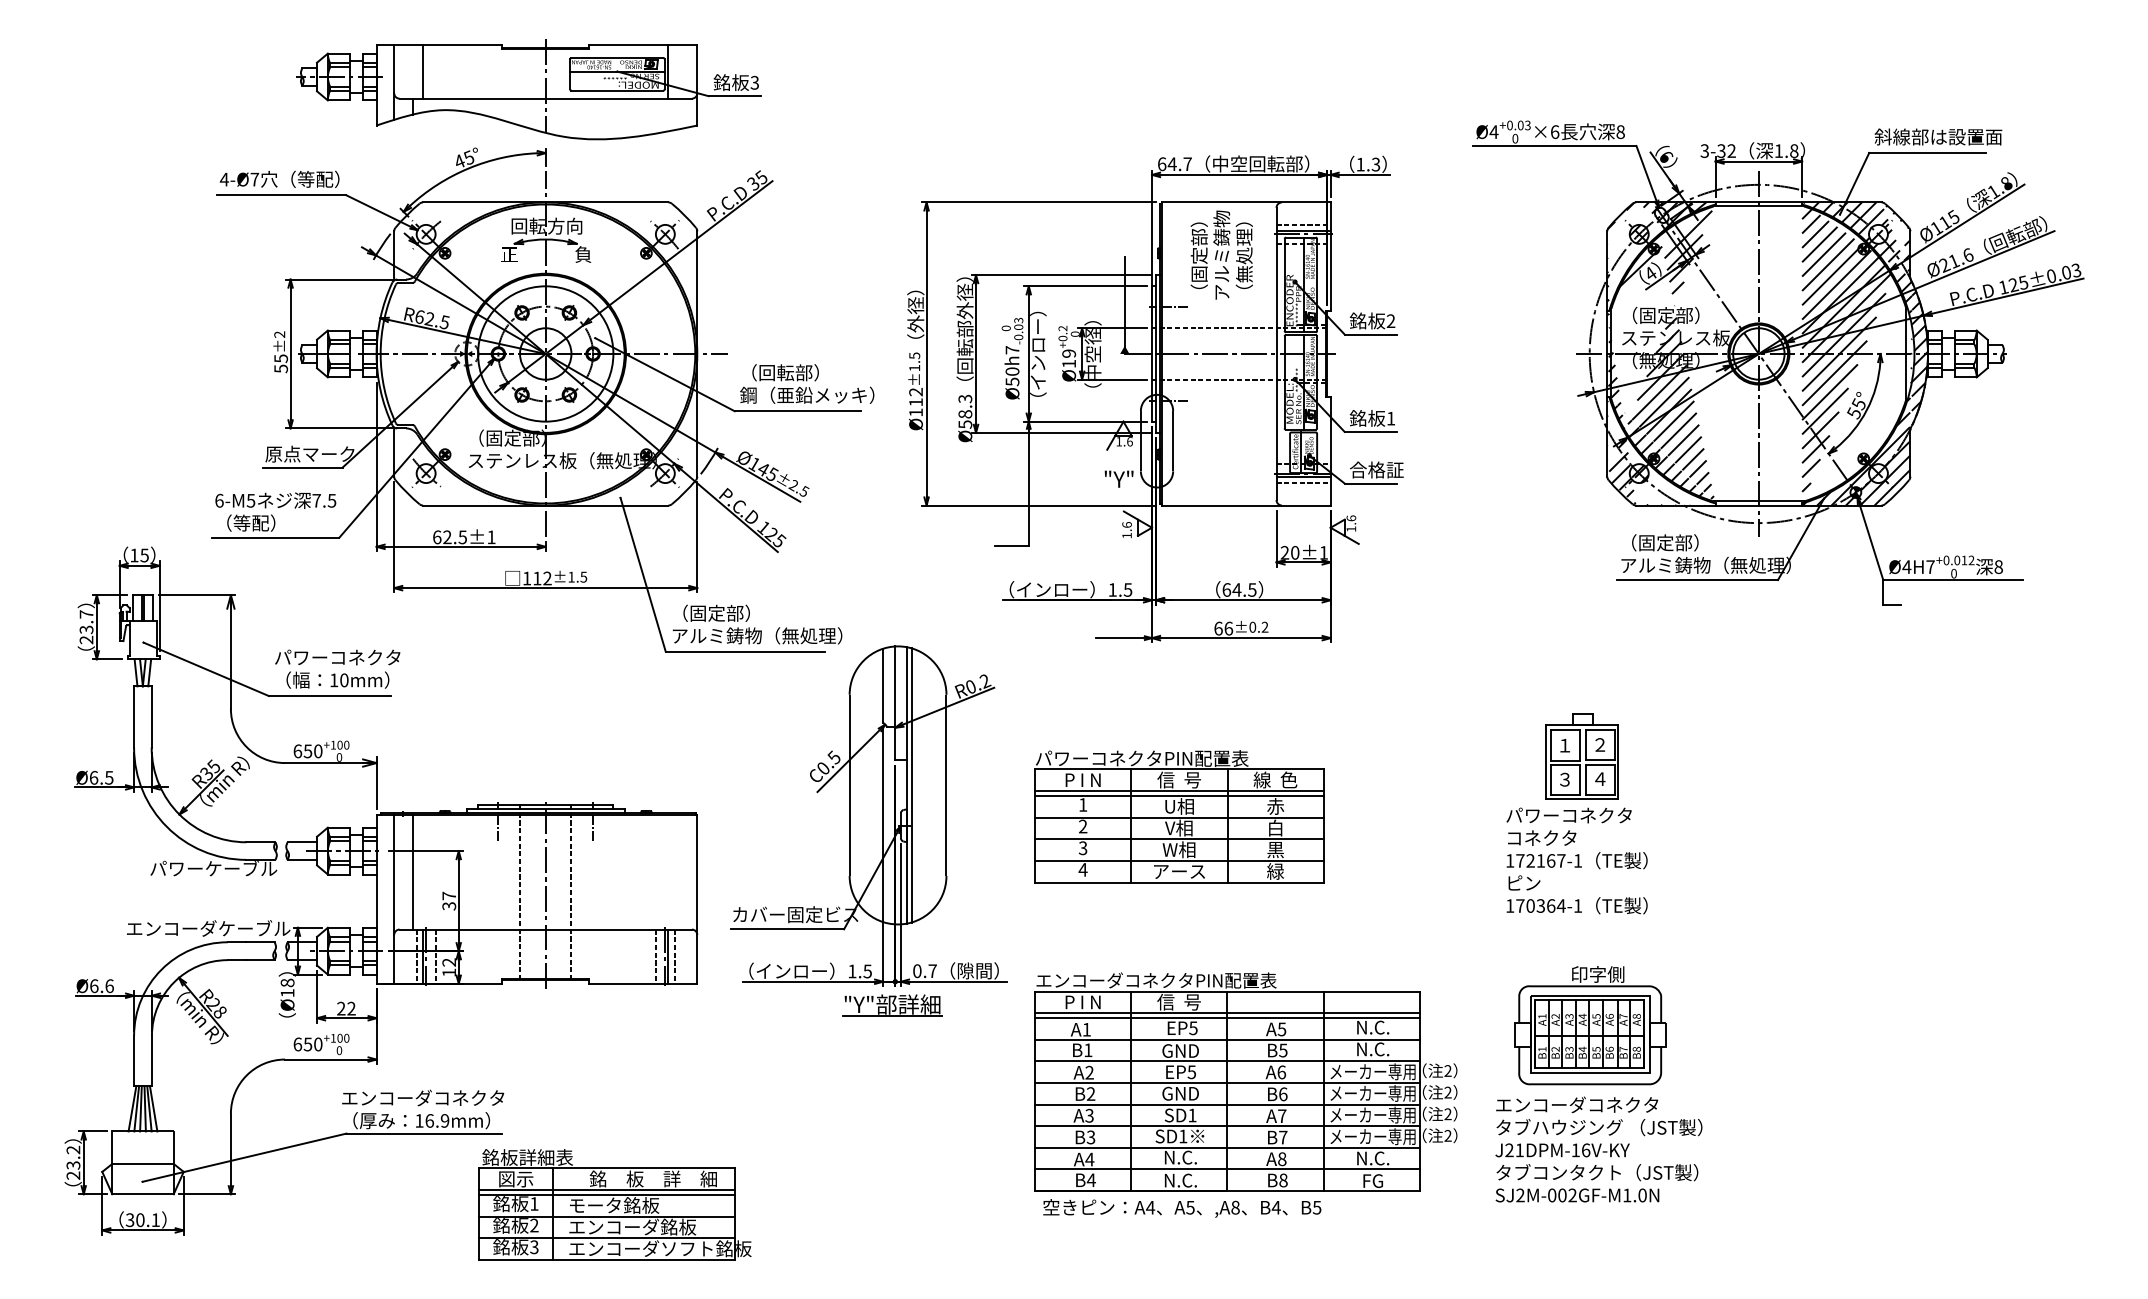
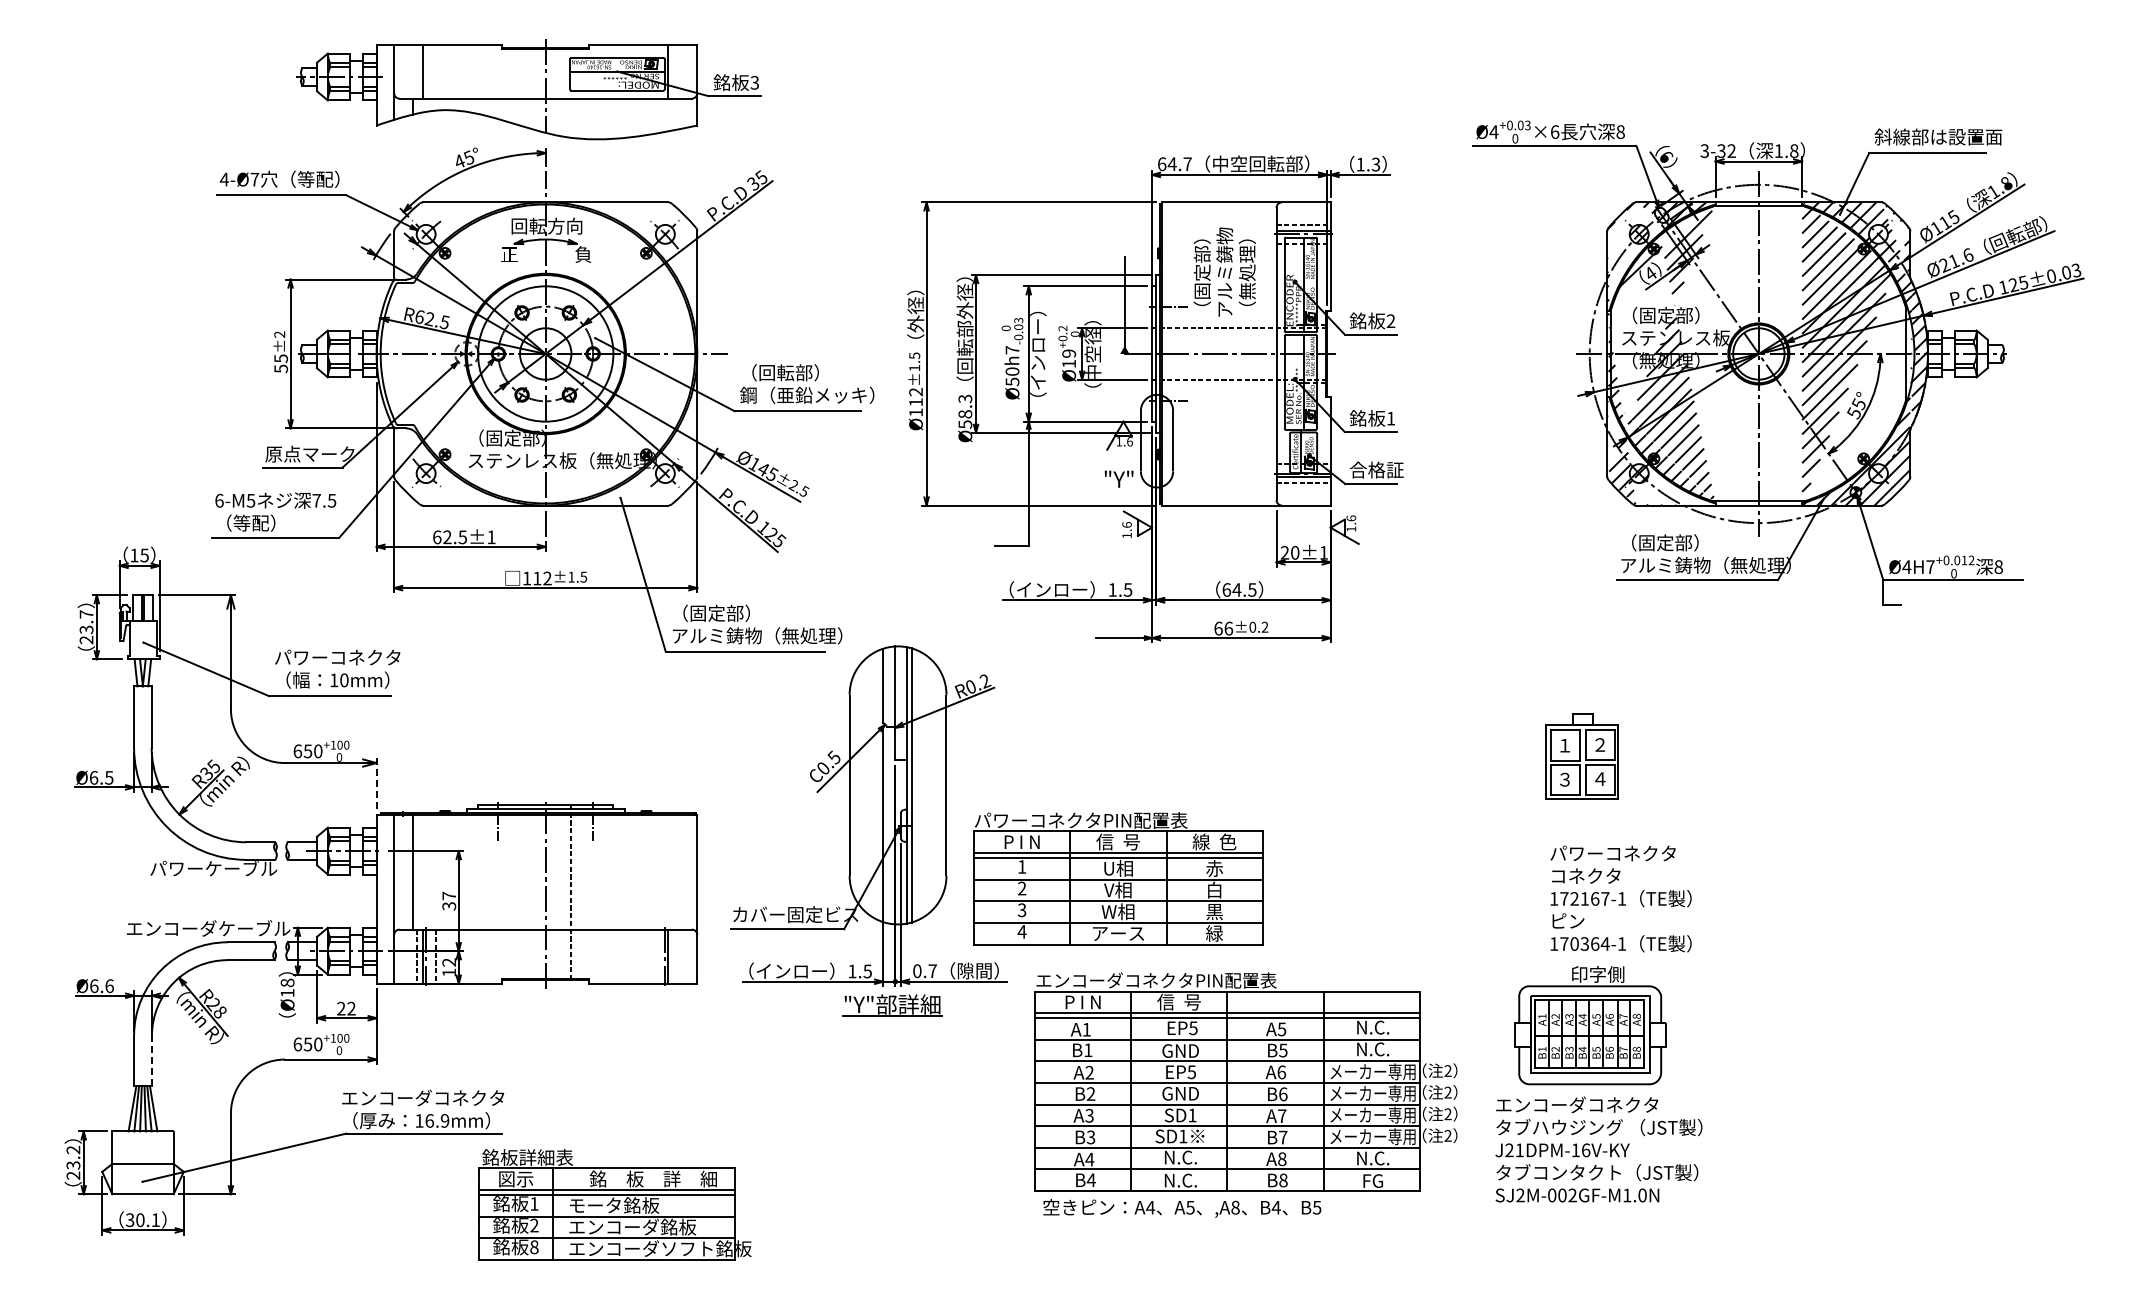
text position: (1221, 254) -> (1224, 271) (1224, 271)
line: solid -> dashed (376, 782)
part position: (1179, 816) -> (1118, 878) (1118, 878)
text position: (1576, 860) -> (1620, 898) (1620, 898)
line: present -> none (520, 892)
line: present -> none (655, 956)
line: present -> none (674, 956)
line: solid -> dashed (151, 1060)
text: 3 -> 8 (534, 1246)
